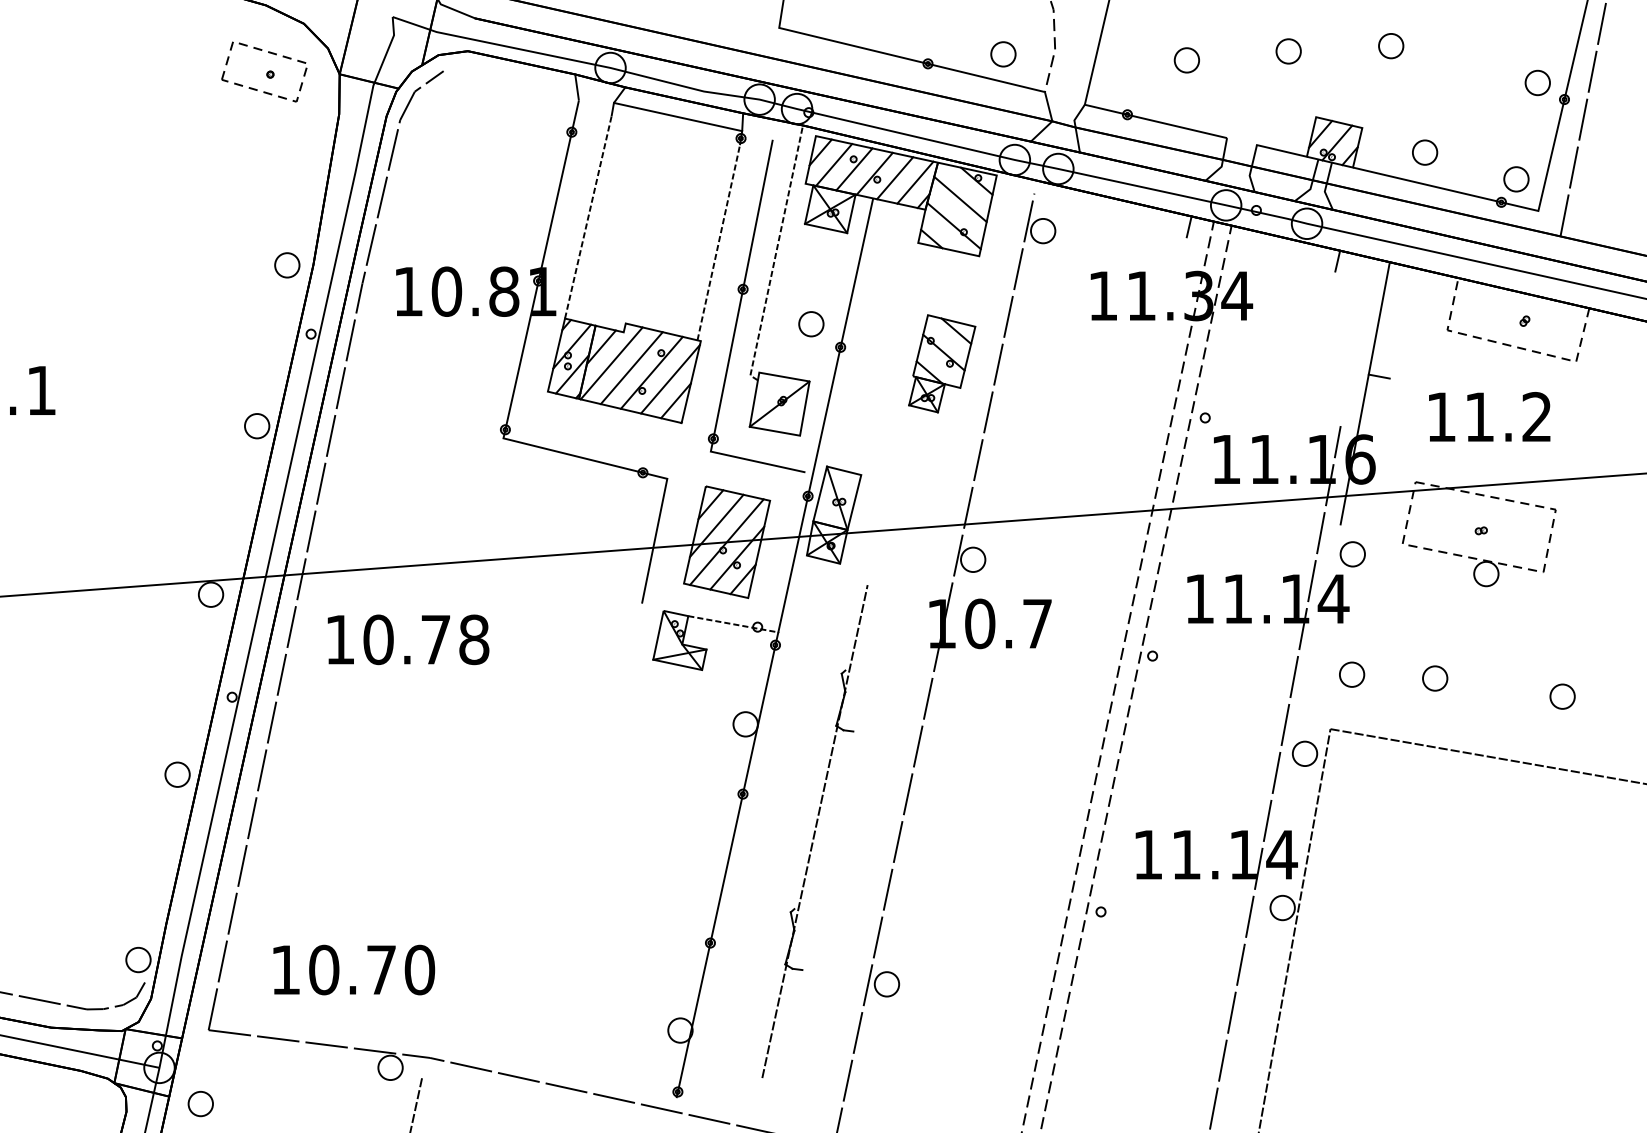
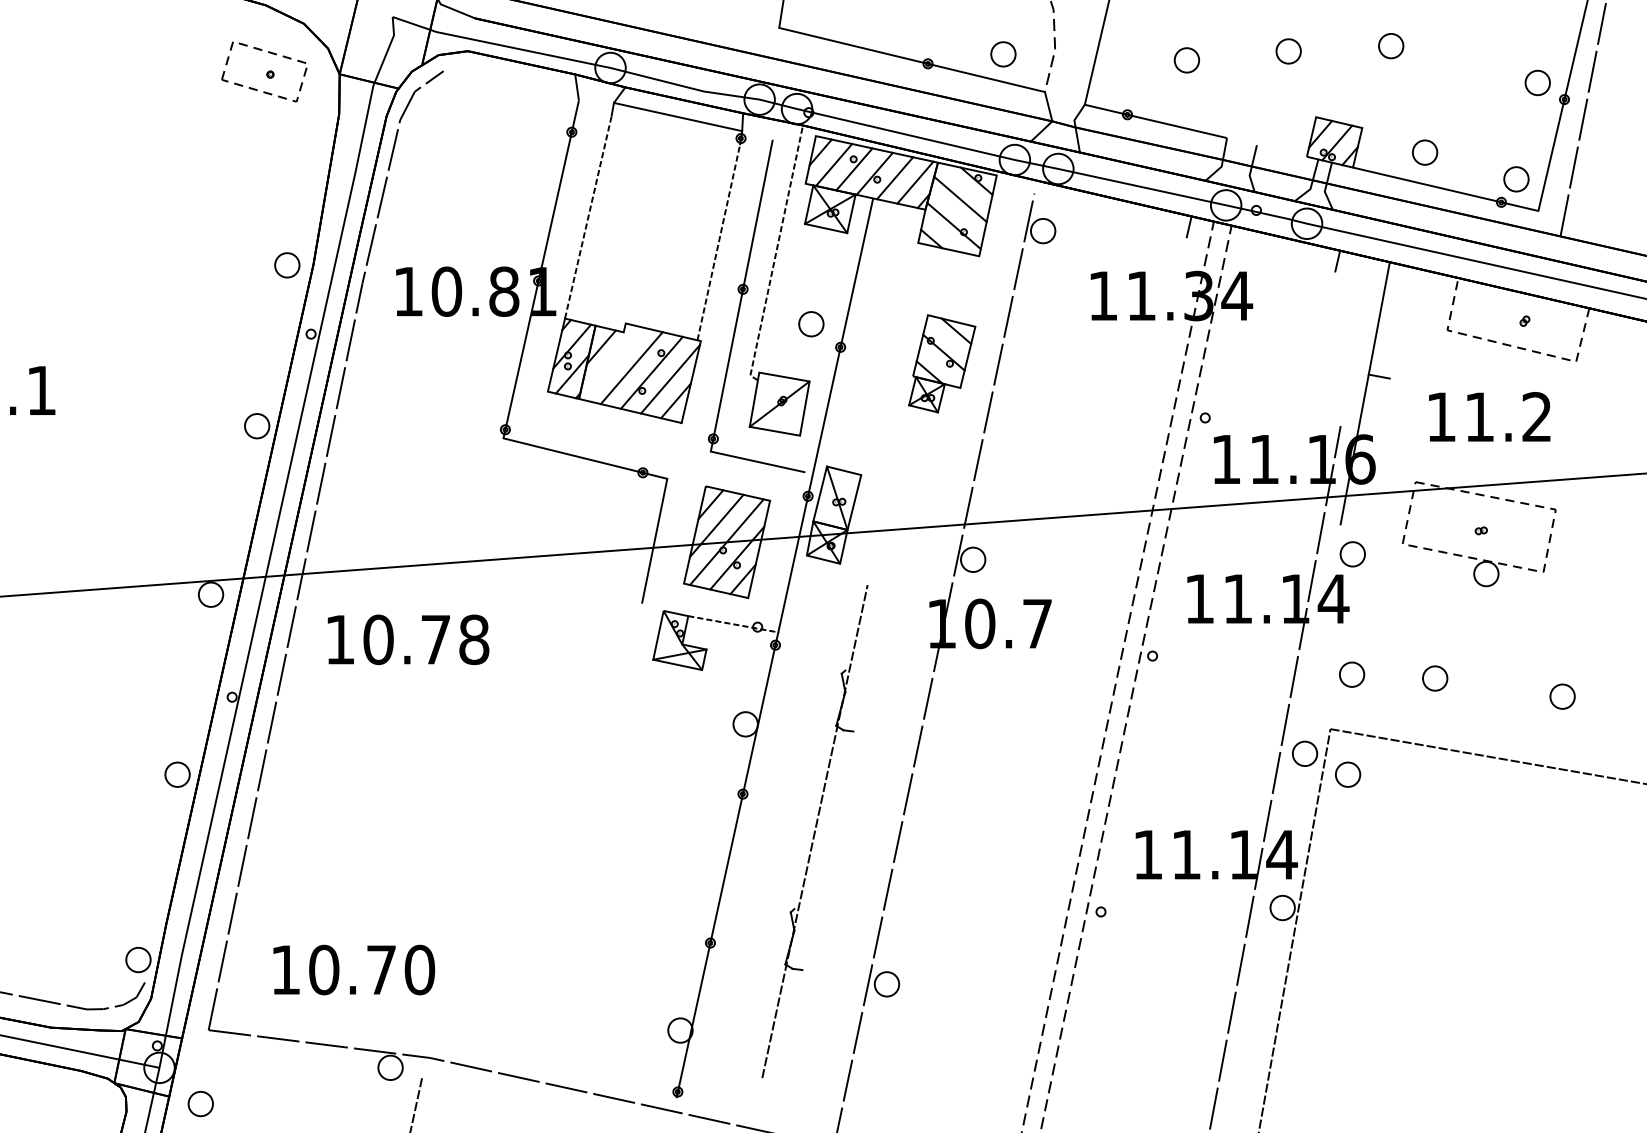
line: present -> none (1281, 150)
line: present -> none (611, 363)
part: none -> present (1348, 774)
